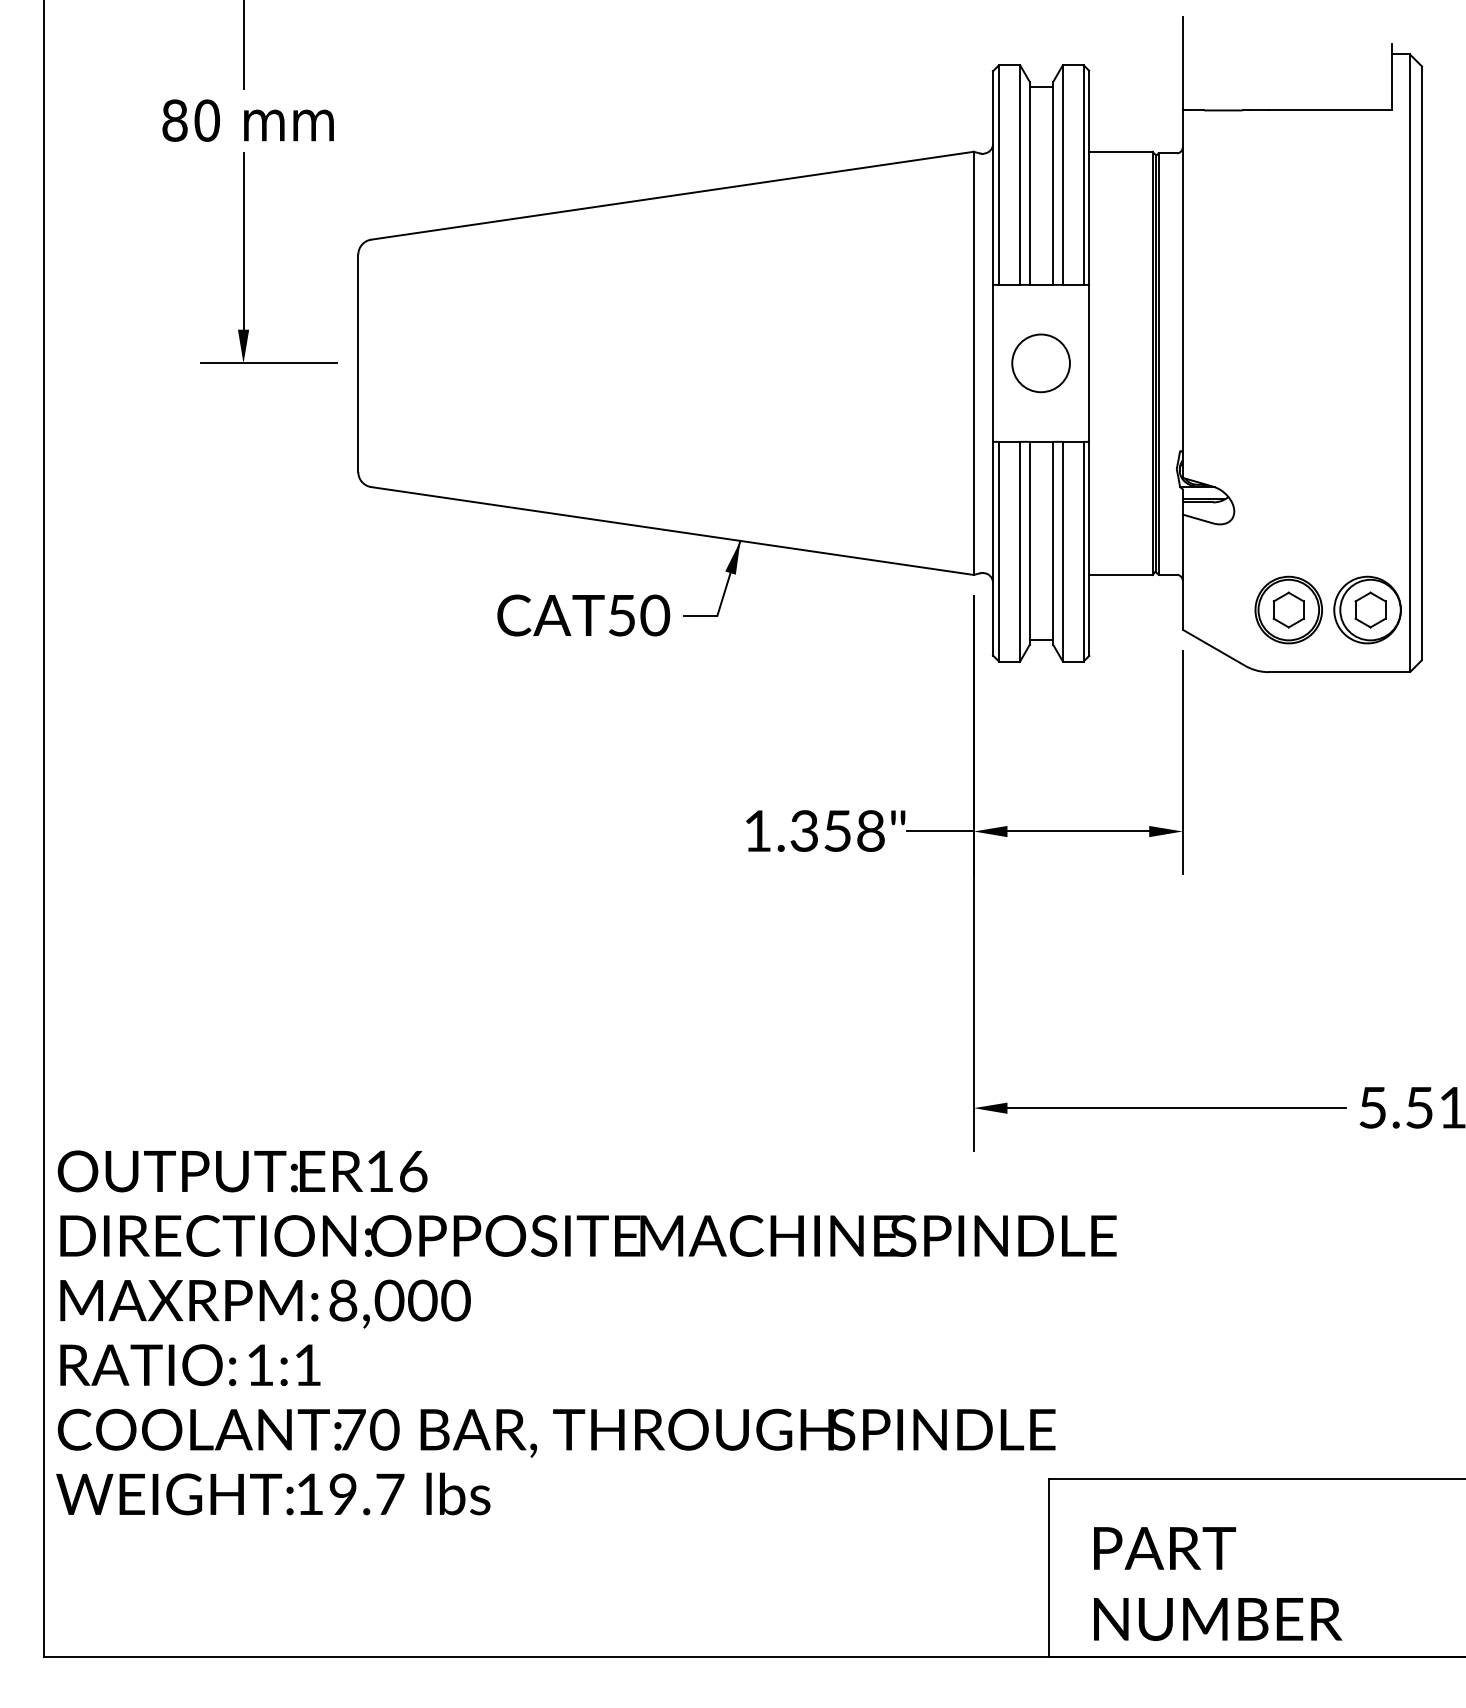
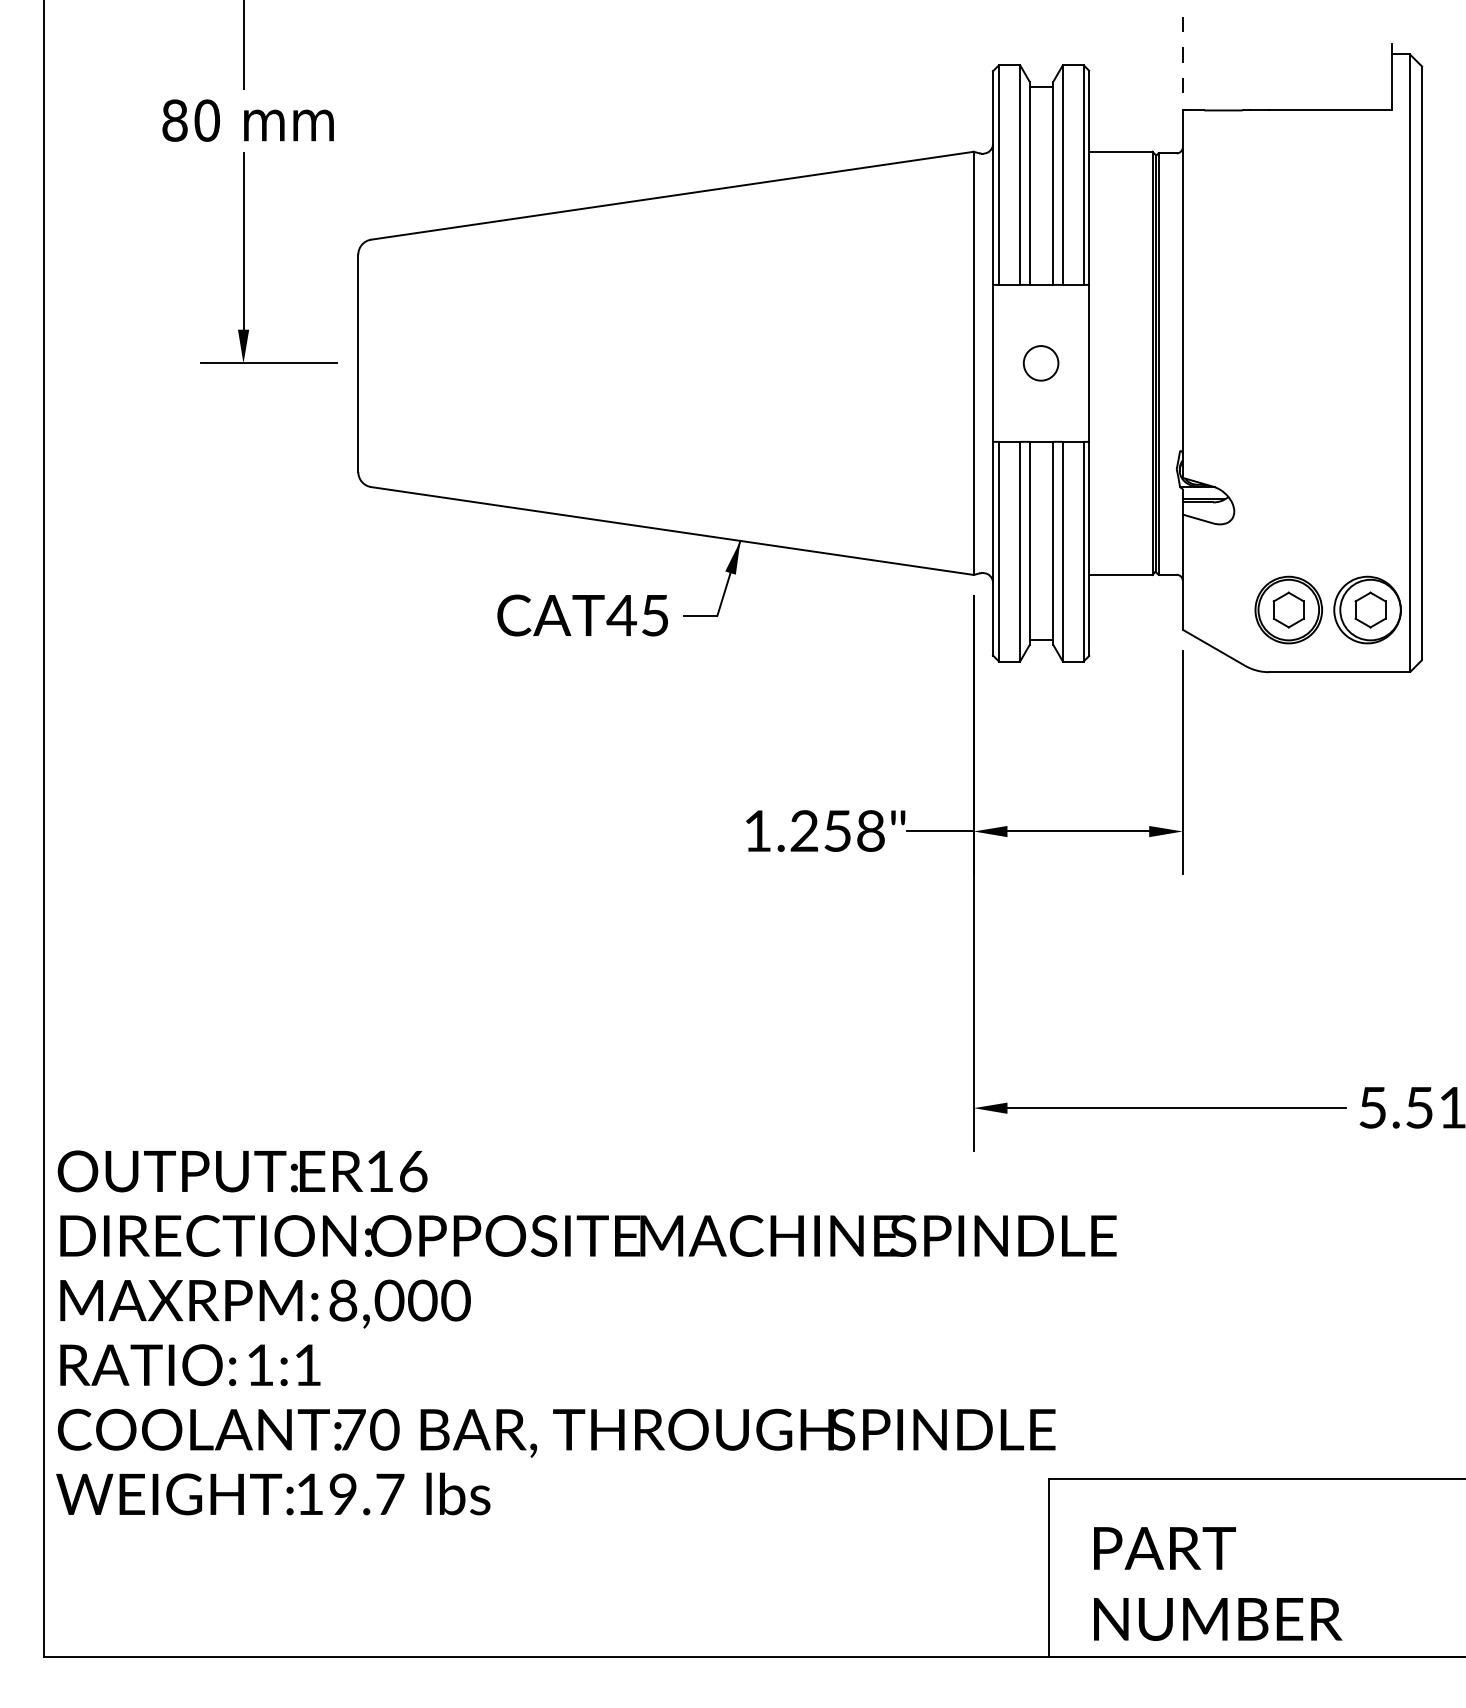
line: solid -> dashed (1182, 63)
circle diameter: 58 px -> 35 px (1040, 363)
text: CAT50 -> CAT45 (638, 615)
text: 1.358" -> 1.258" (803, 831)
